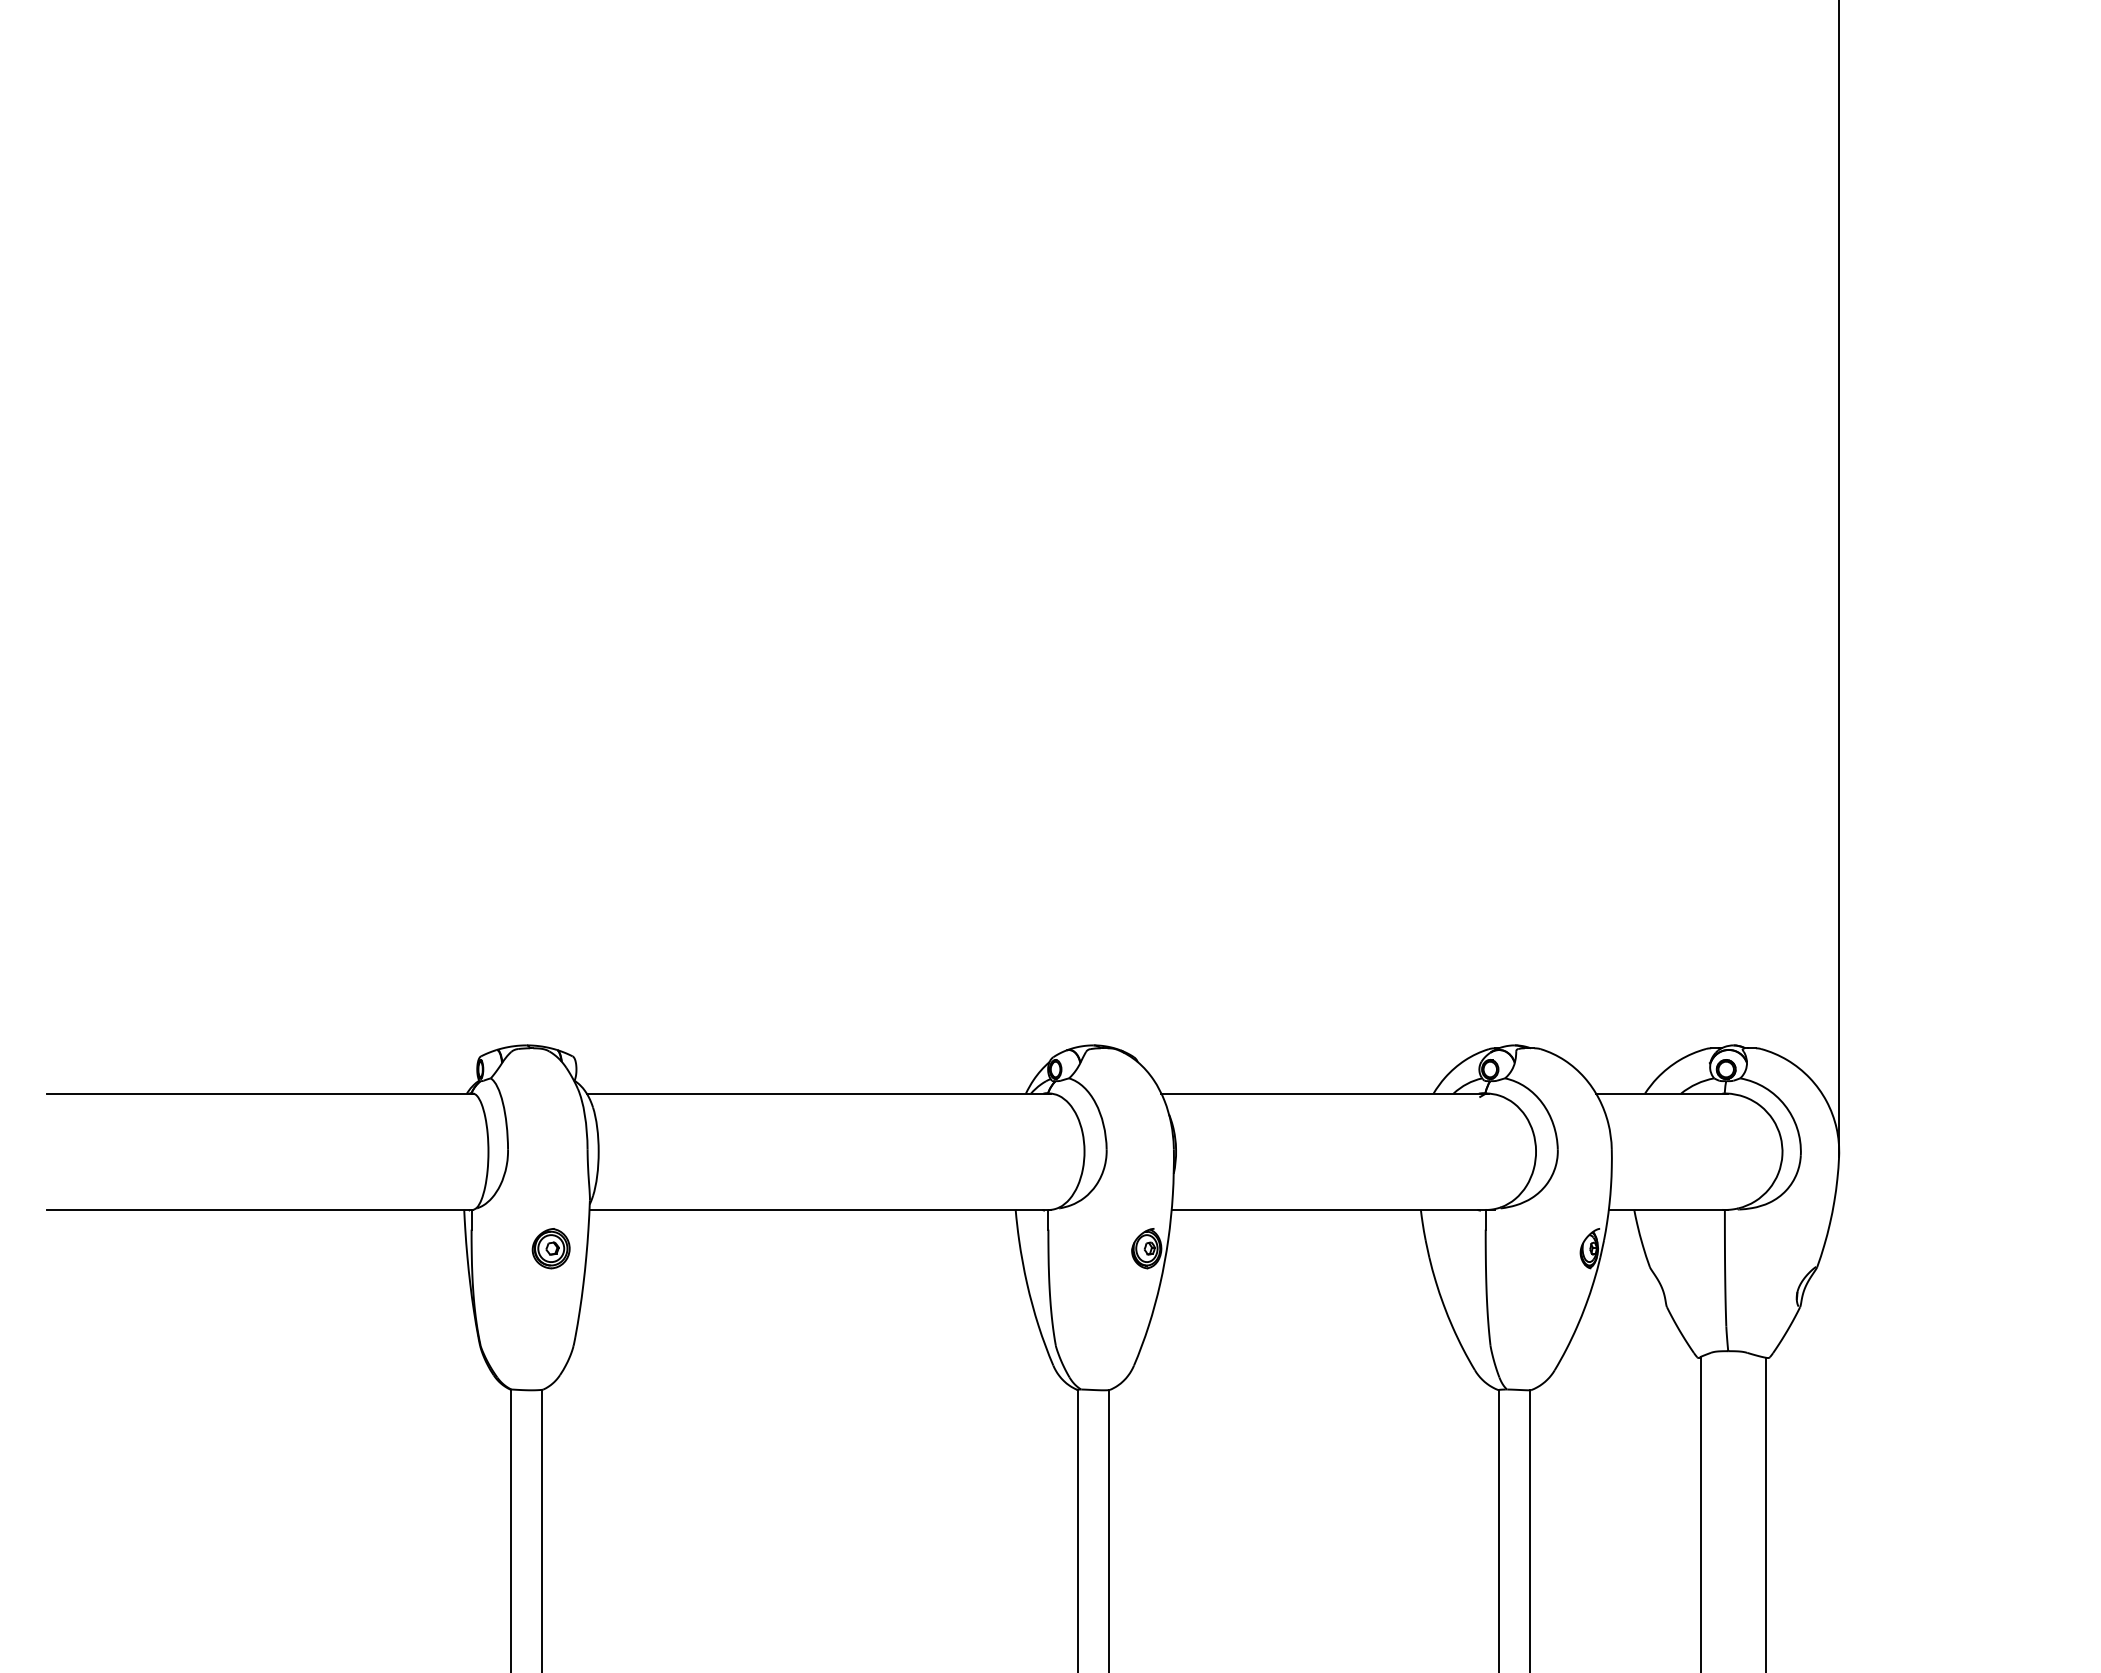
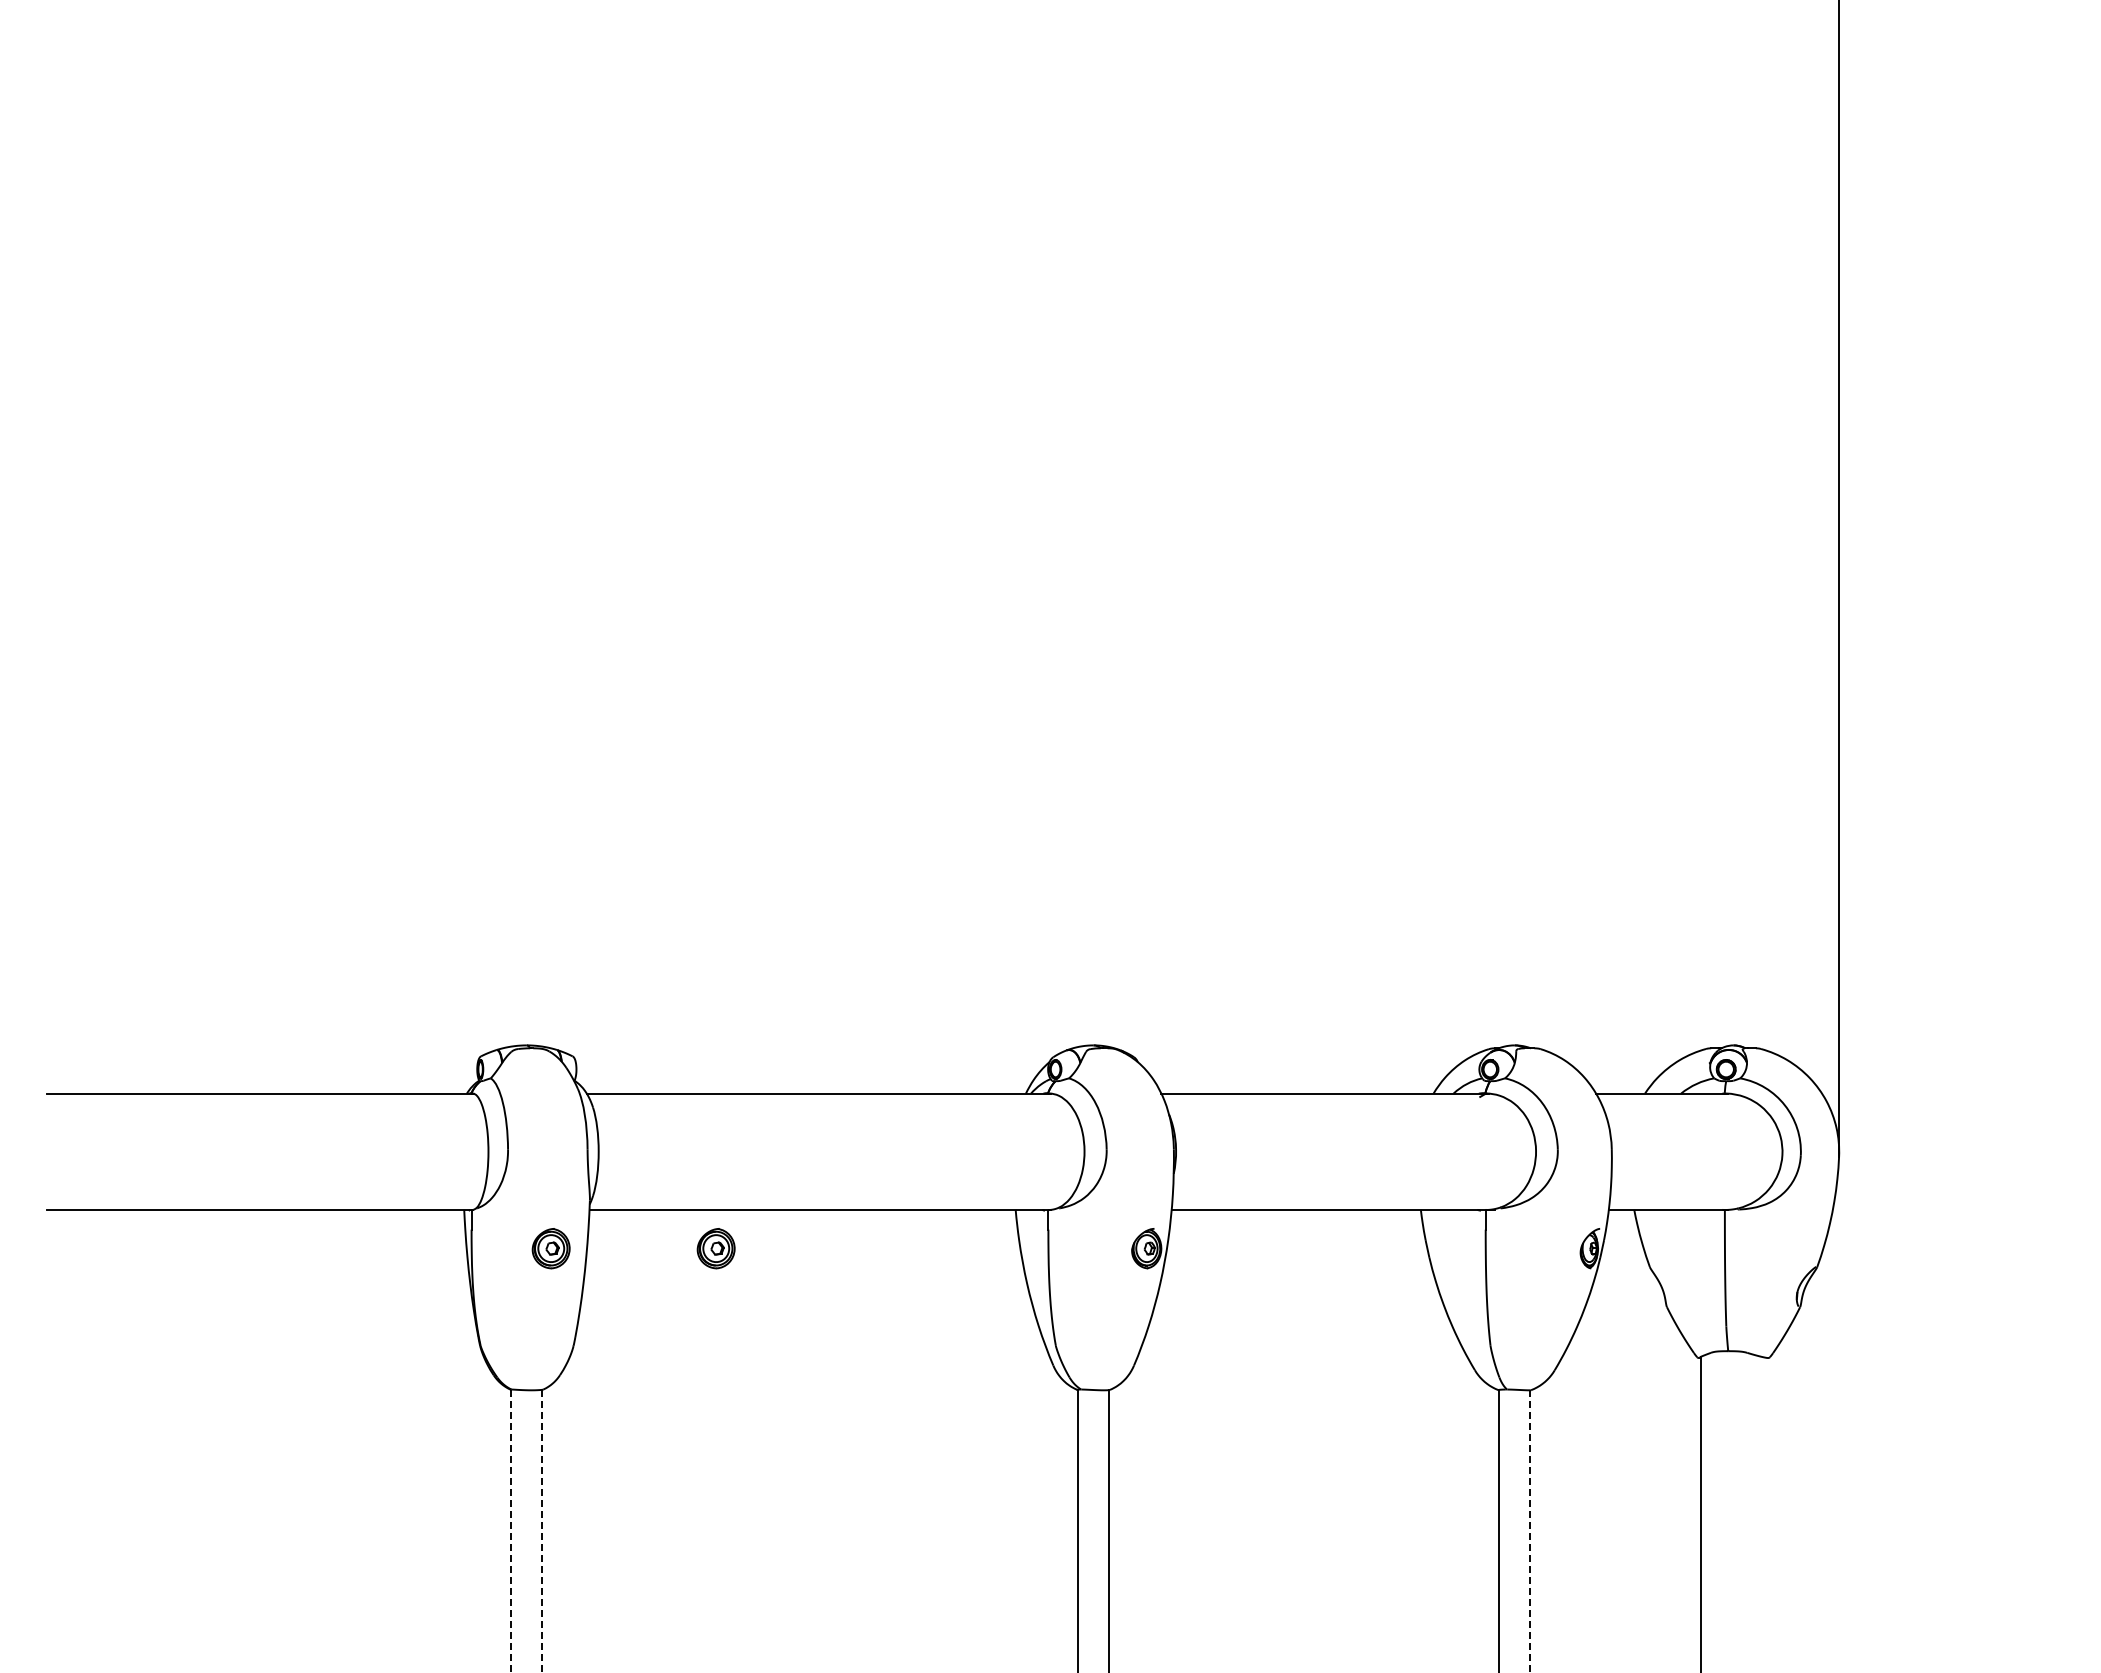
part: none -> present (715, 1248)
line: present -> none (1766, 1513)
line: solid -> dashed (511, 1531)
line: solid -> dashed (542, 1531)
line: solid -> dashed (1530, 1531)
